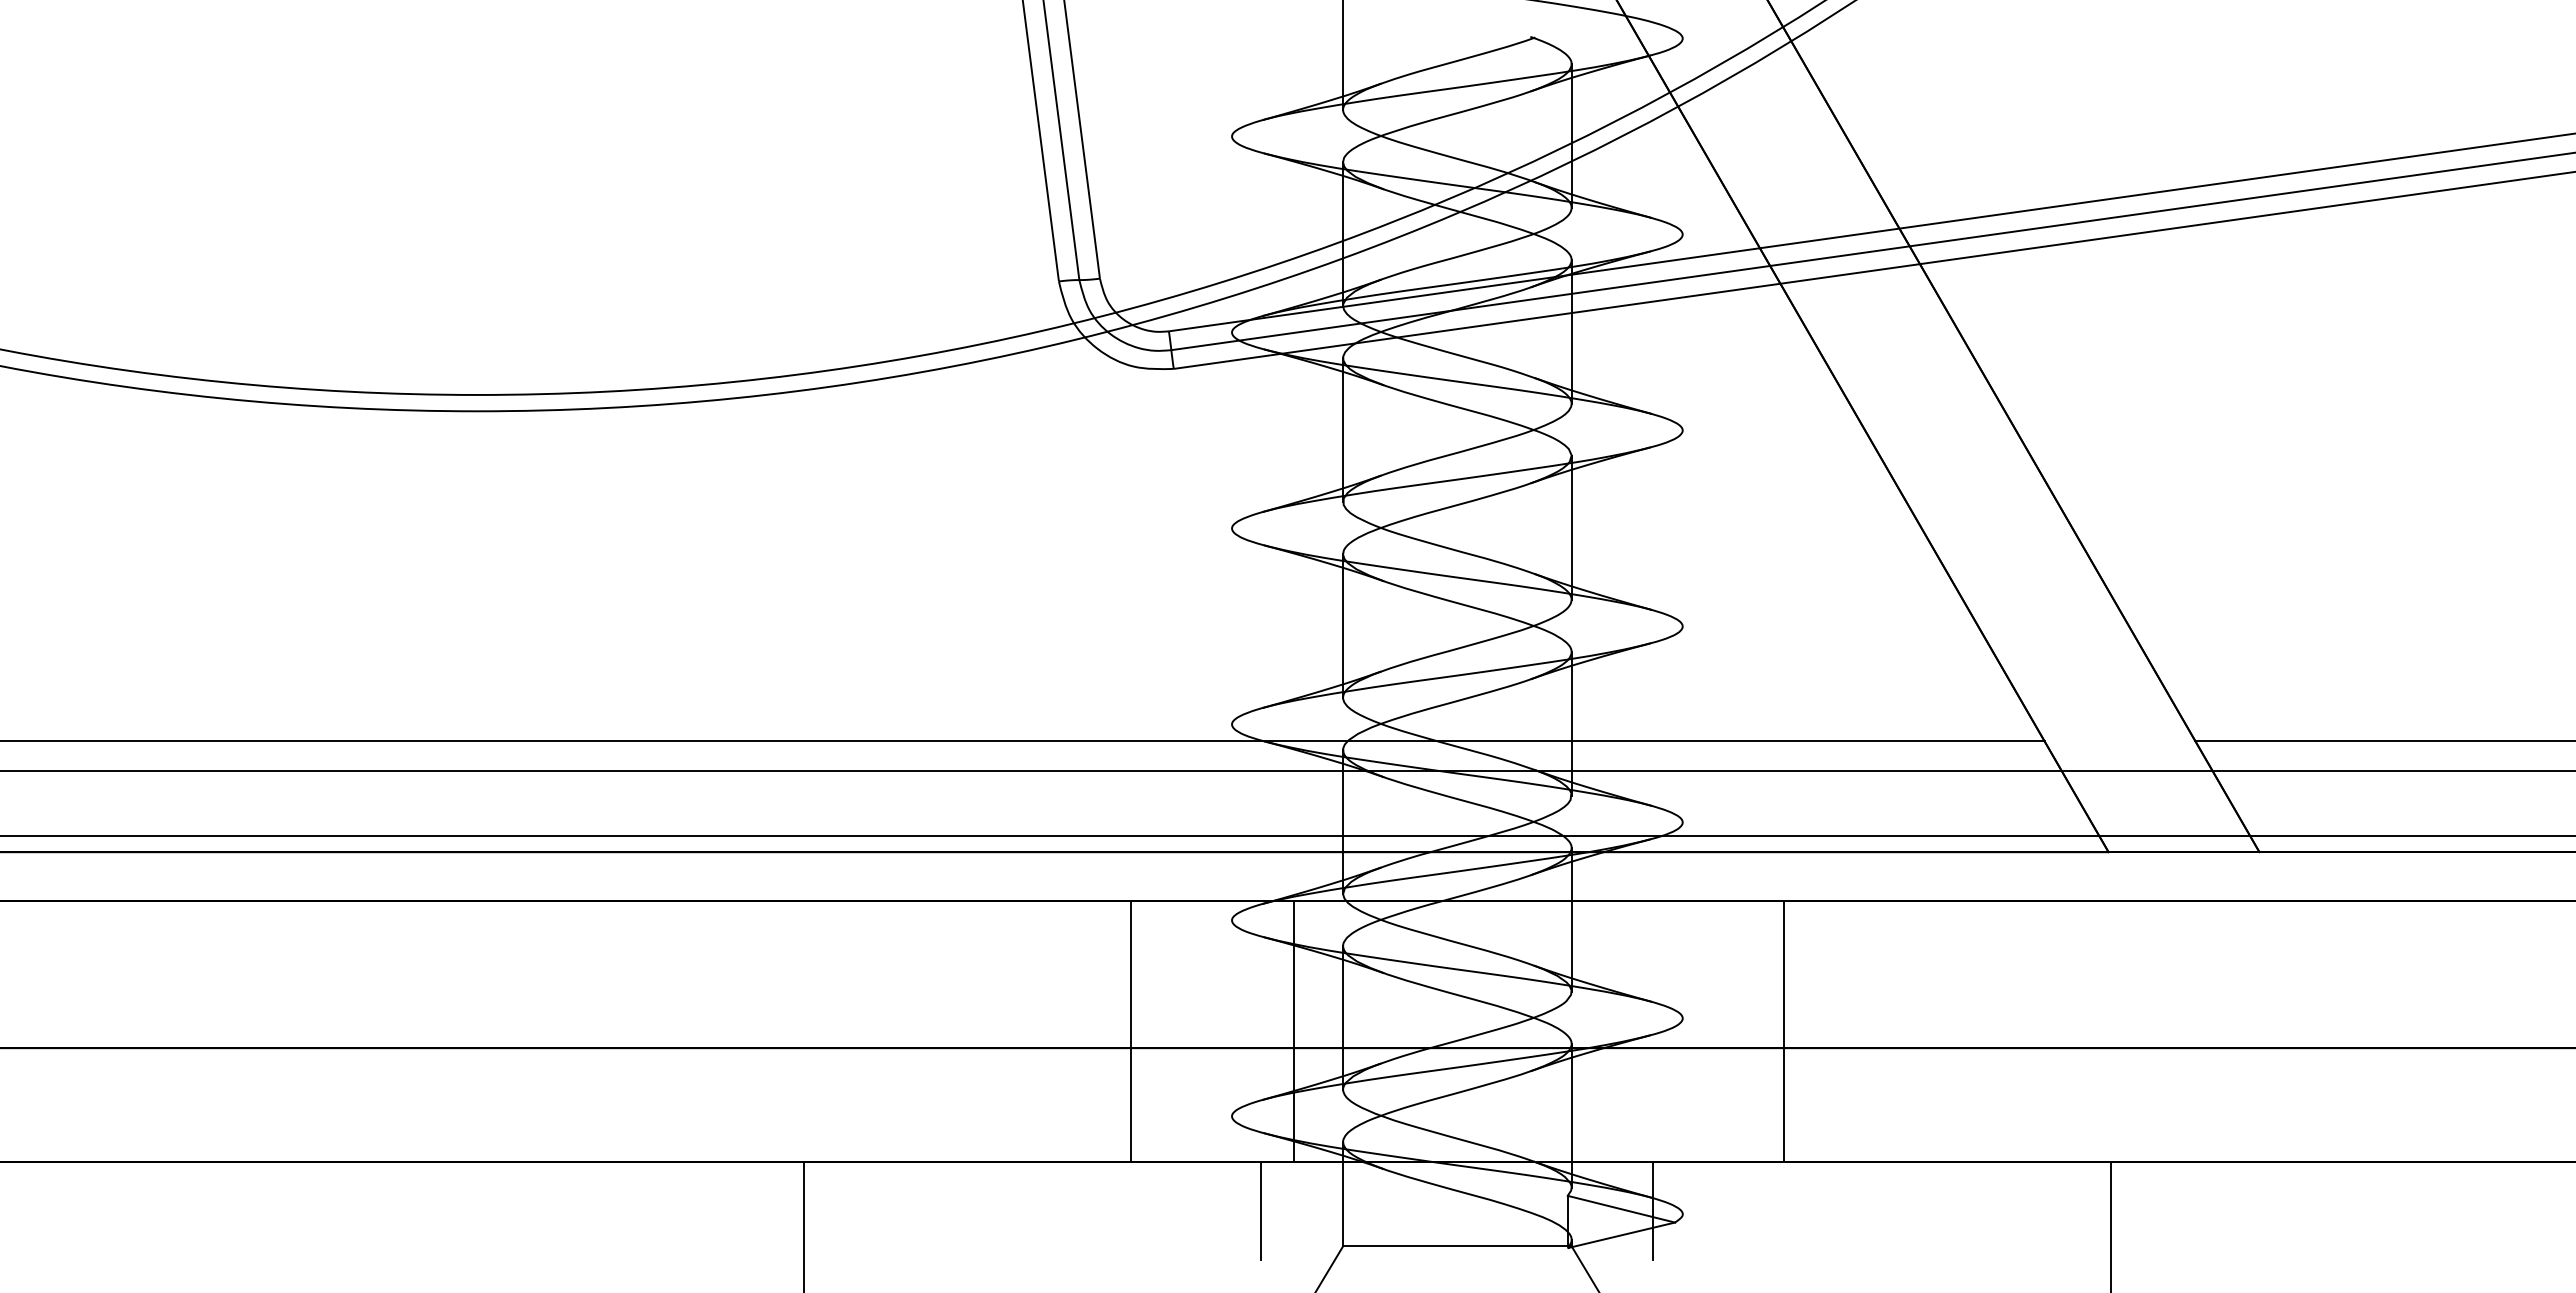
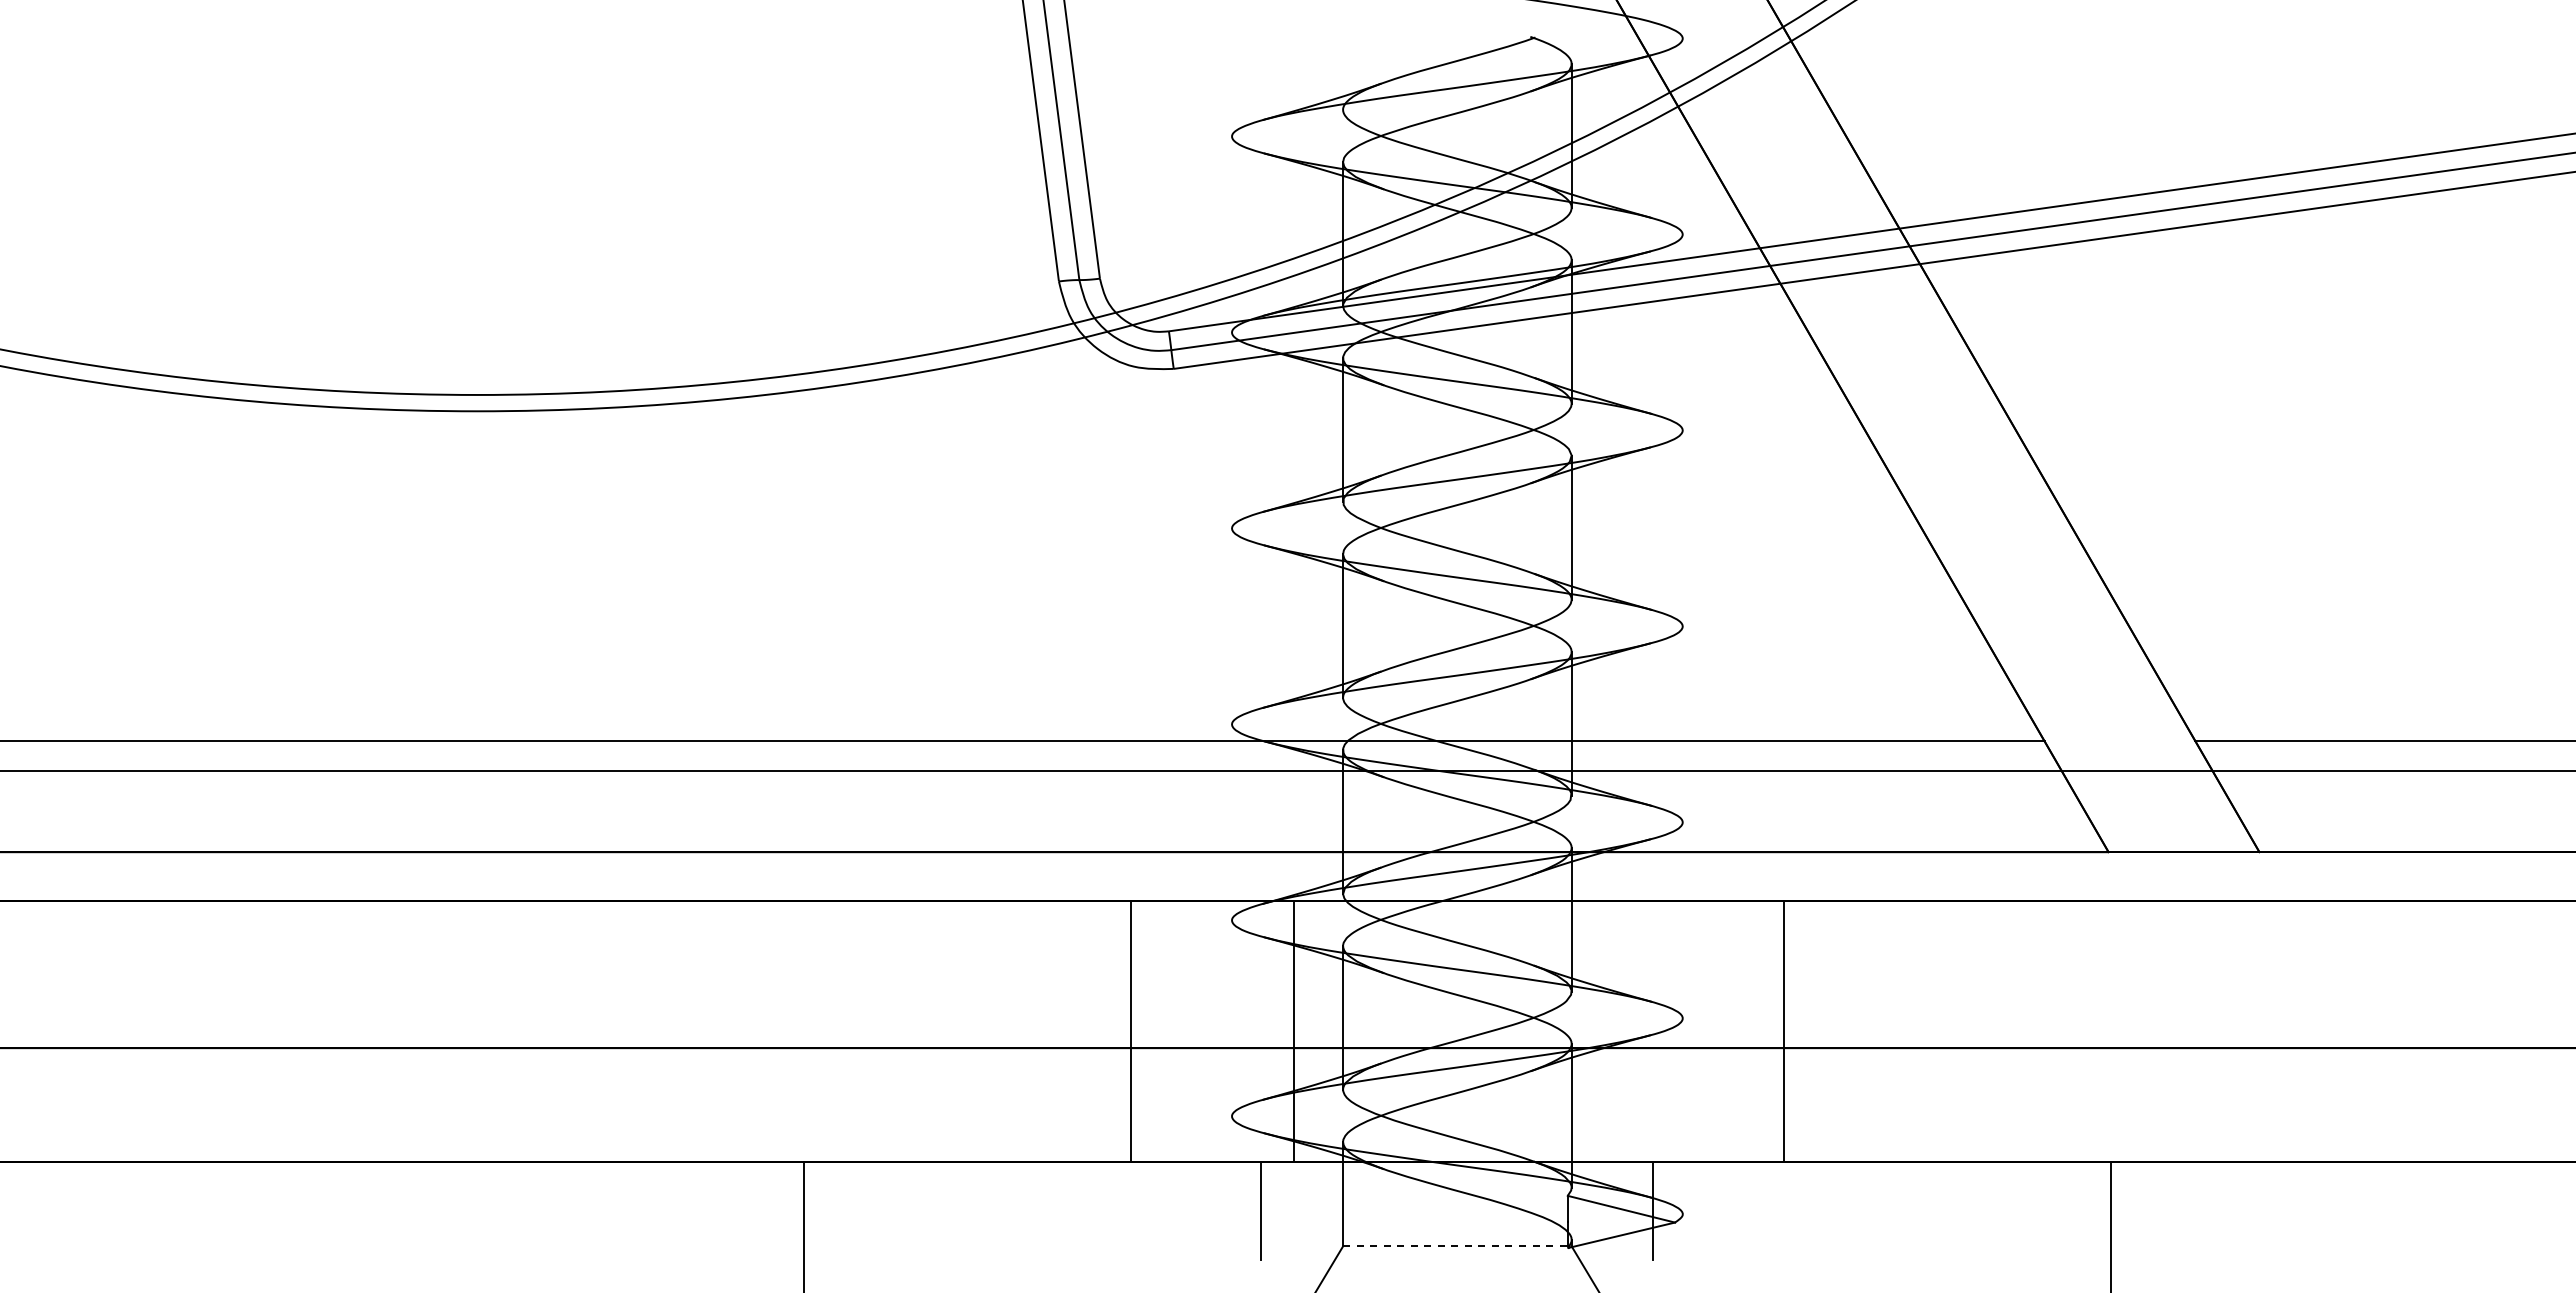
line: present -> none (1343, 55)
line: present -> none (1287, 835)
line: solid -> dashed (1457, 1246)
